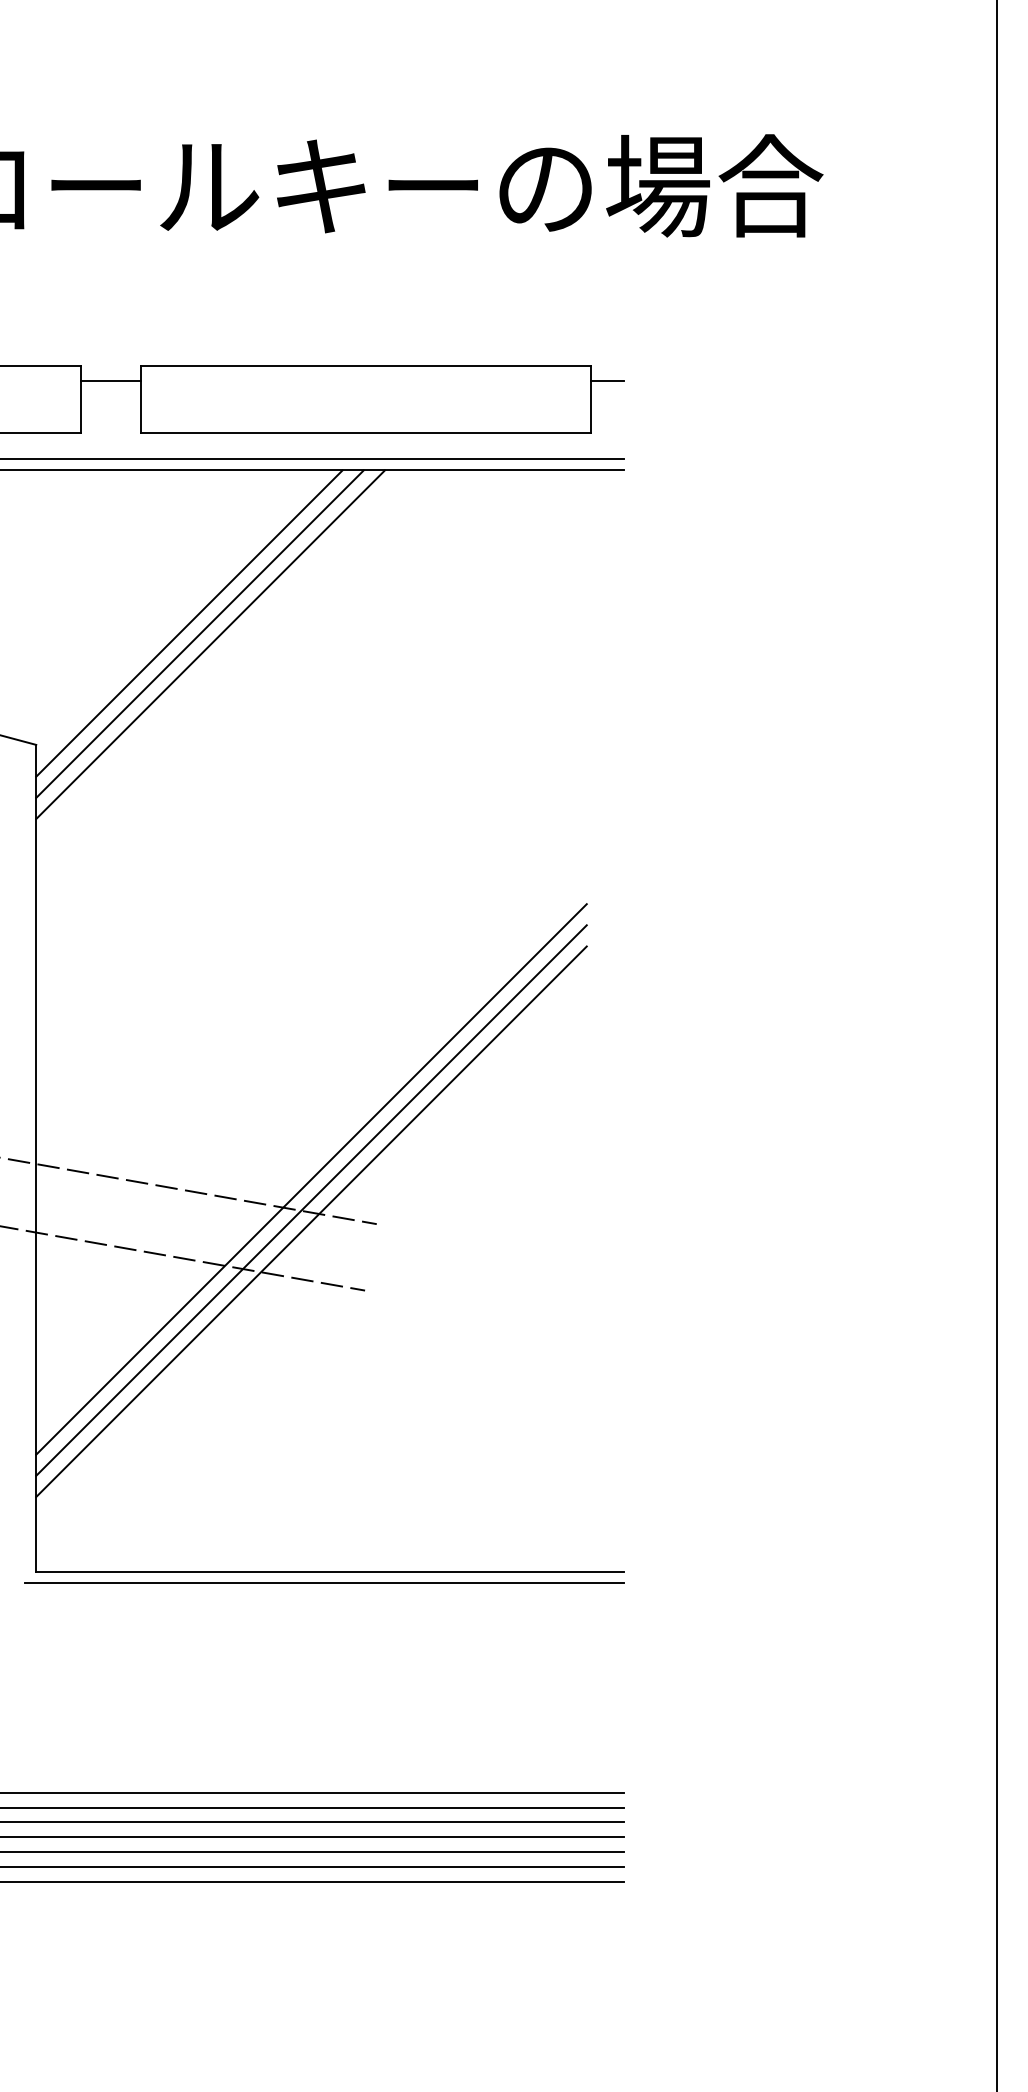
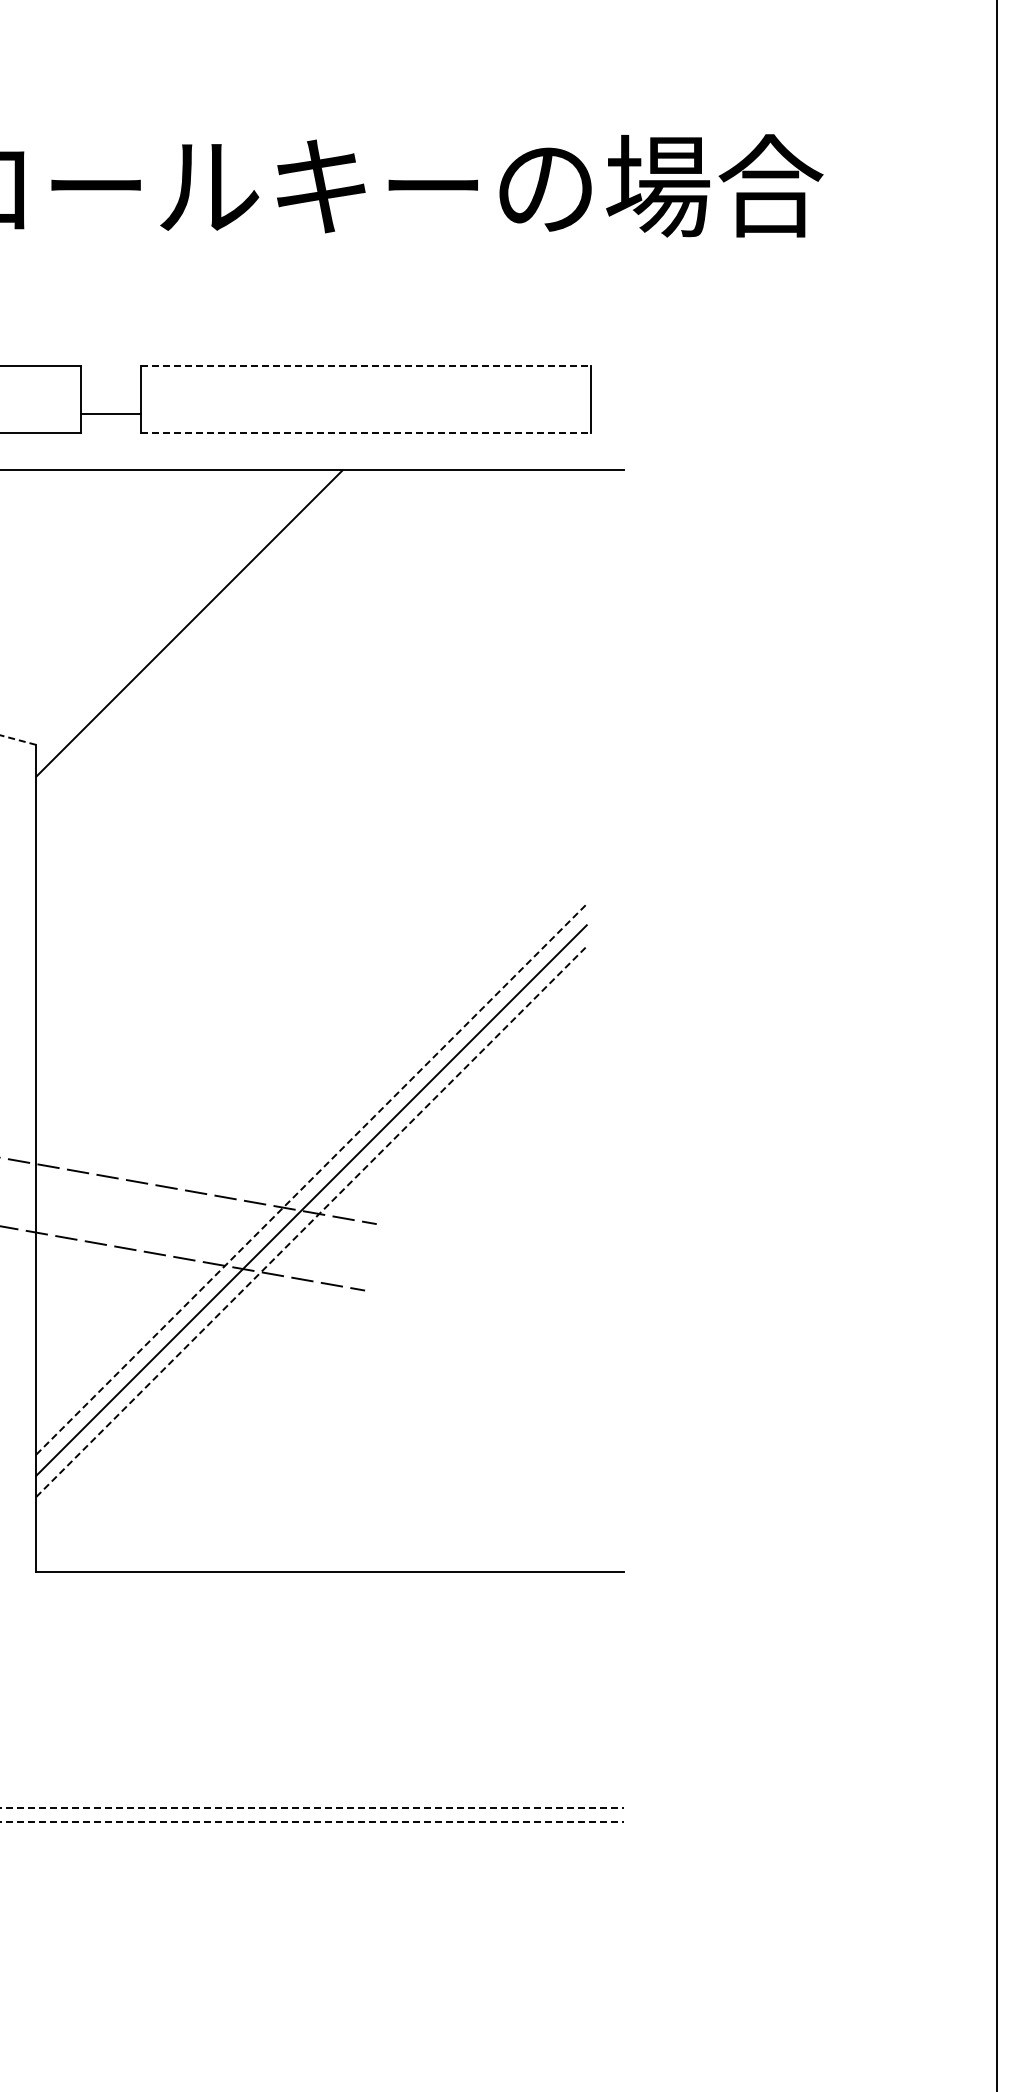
line: solid -> dashed (365, 365)
line position: (111, 380) -> (111, 413) (111, 413)
line: present -> none (607, 380)
line: solid -> dashed (365, 433)
line: present -> none (313, 459)
line: present -> none (199, 633)
line: present -> none (210, 644)
line: solid -> dashed (17, 740)
line: solid -> dashed (311, 1179)
line: solid -> dashed (311, 1221)
line: present -> none (324, 1582)
line: present -> none (313, 1792)
line: solid -> dashed (312, 1807)
line: solid -> dashed (312, 1822)
line: present -> none (313, 1837)
line: present -> none (313, 1852)
line: present -> none (313, 1867)
line: present -> none (313, 1882)
